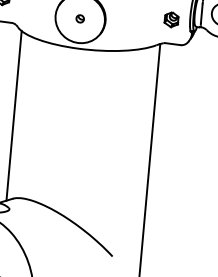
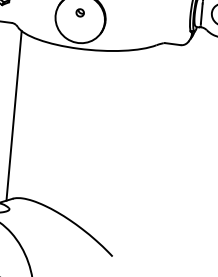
part position: (79, 18) -> (79, 12) (79, 12)
part: present -> none (171, 19)
line: present -> none (149, 158)
